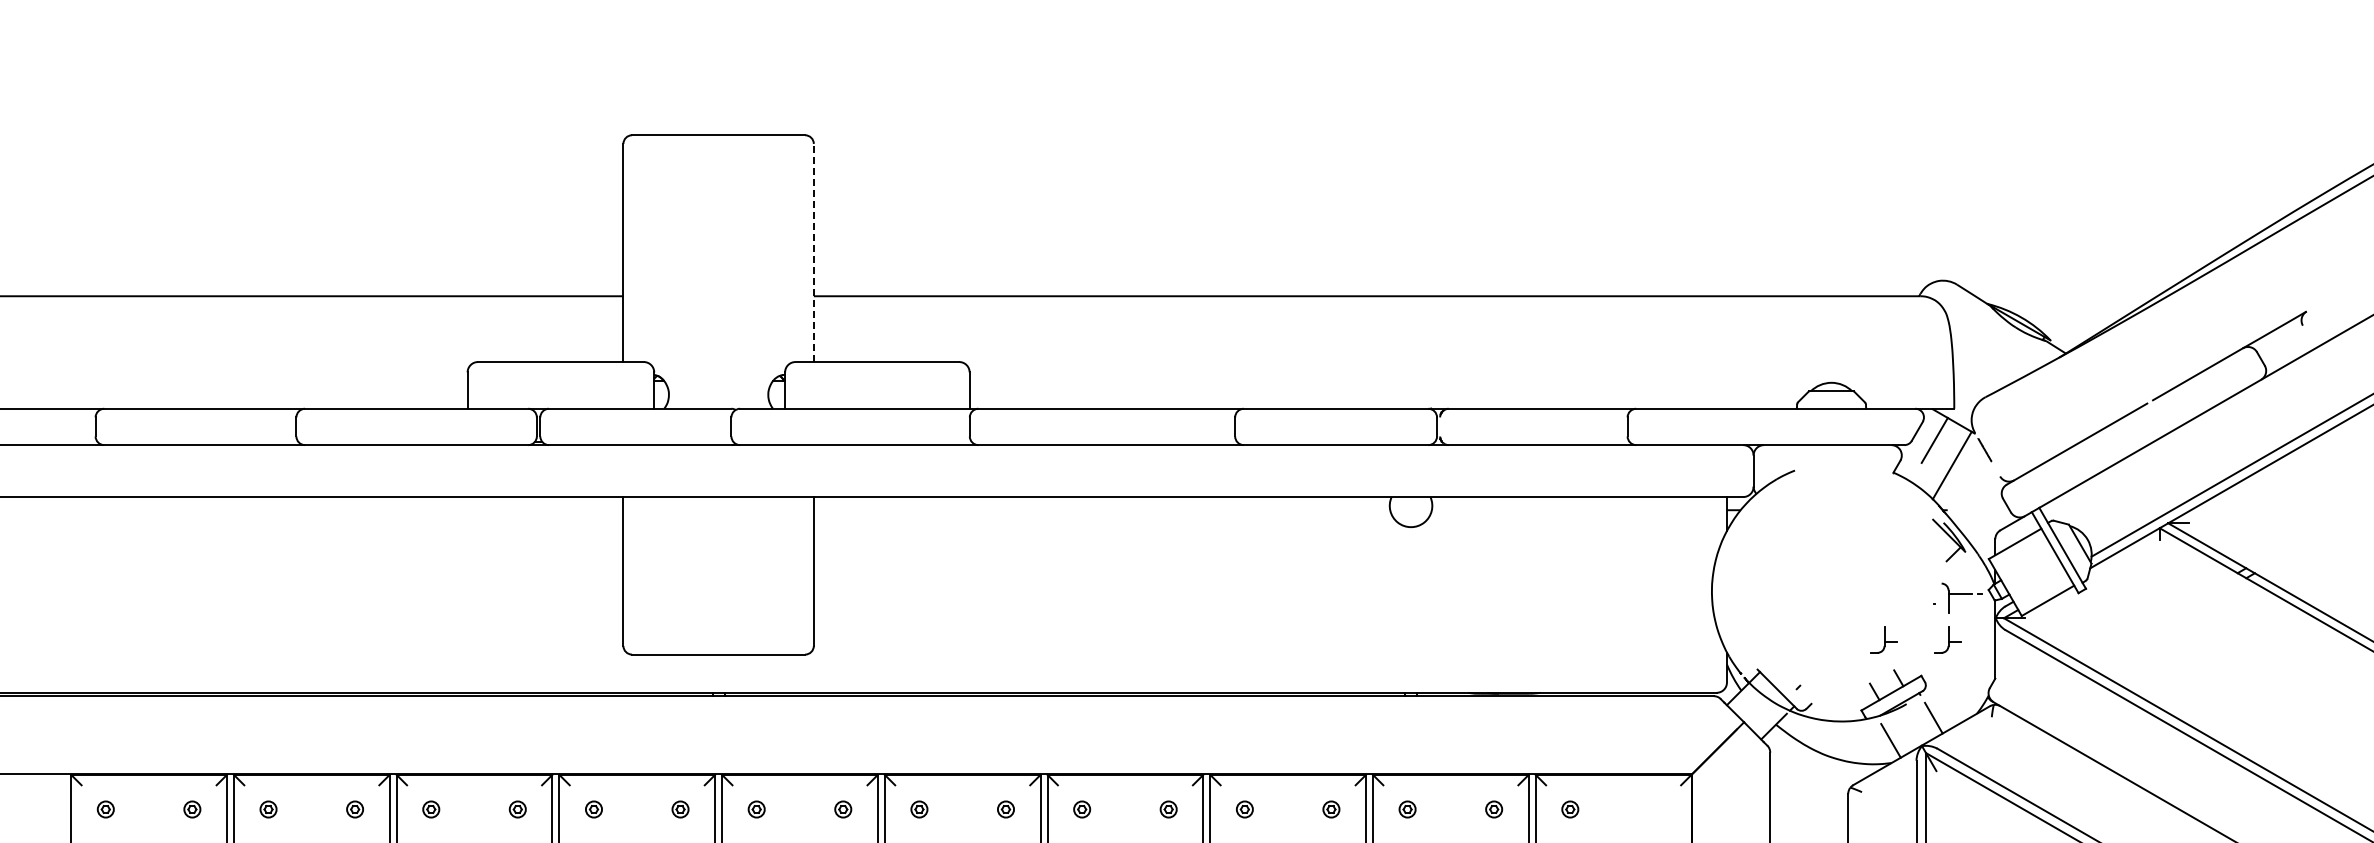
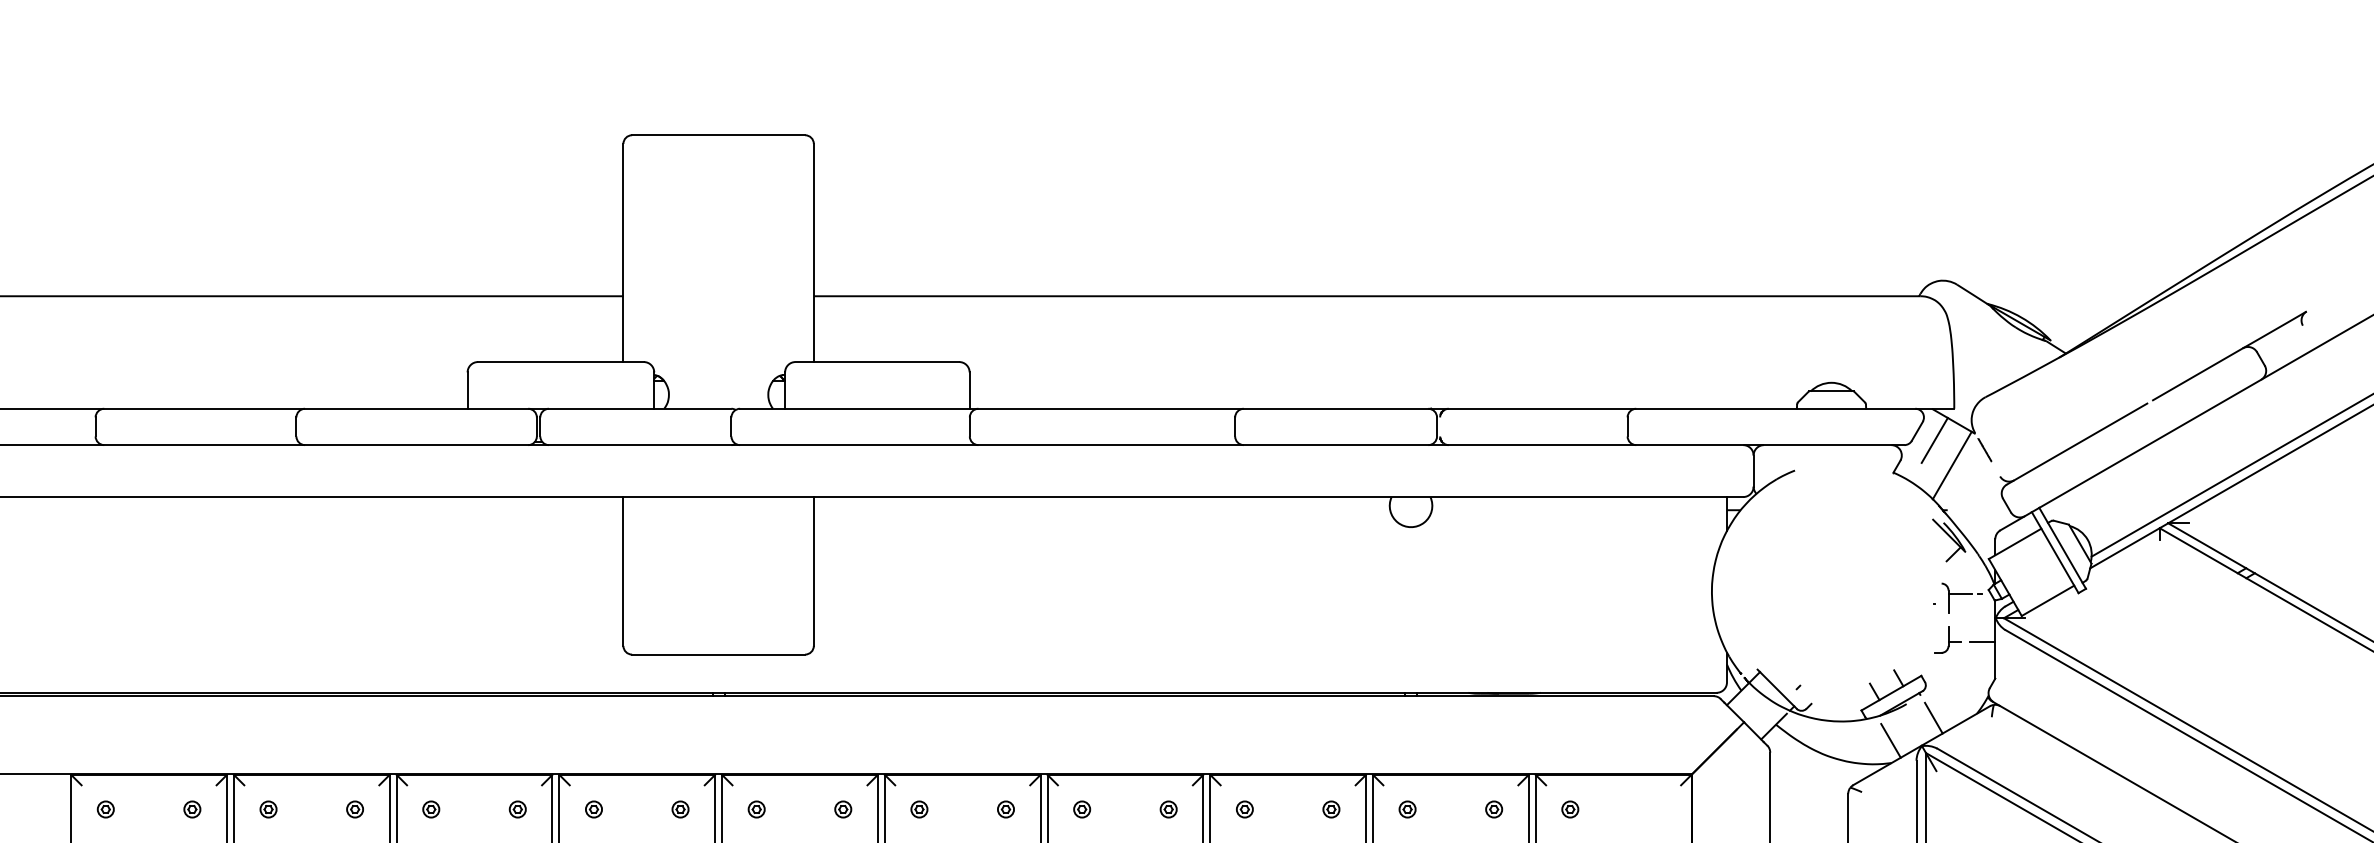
line: dashed -> solid (813, 252)
part: present -> none (1883, 639)
line: none -> present (1982, 642)
